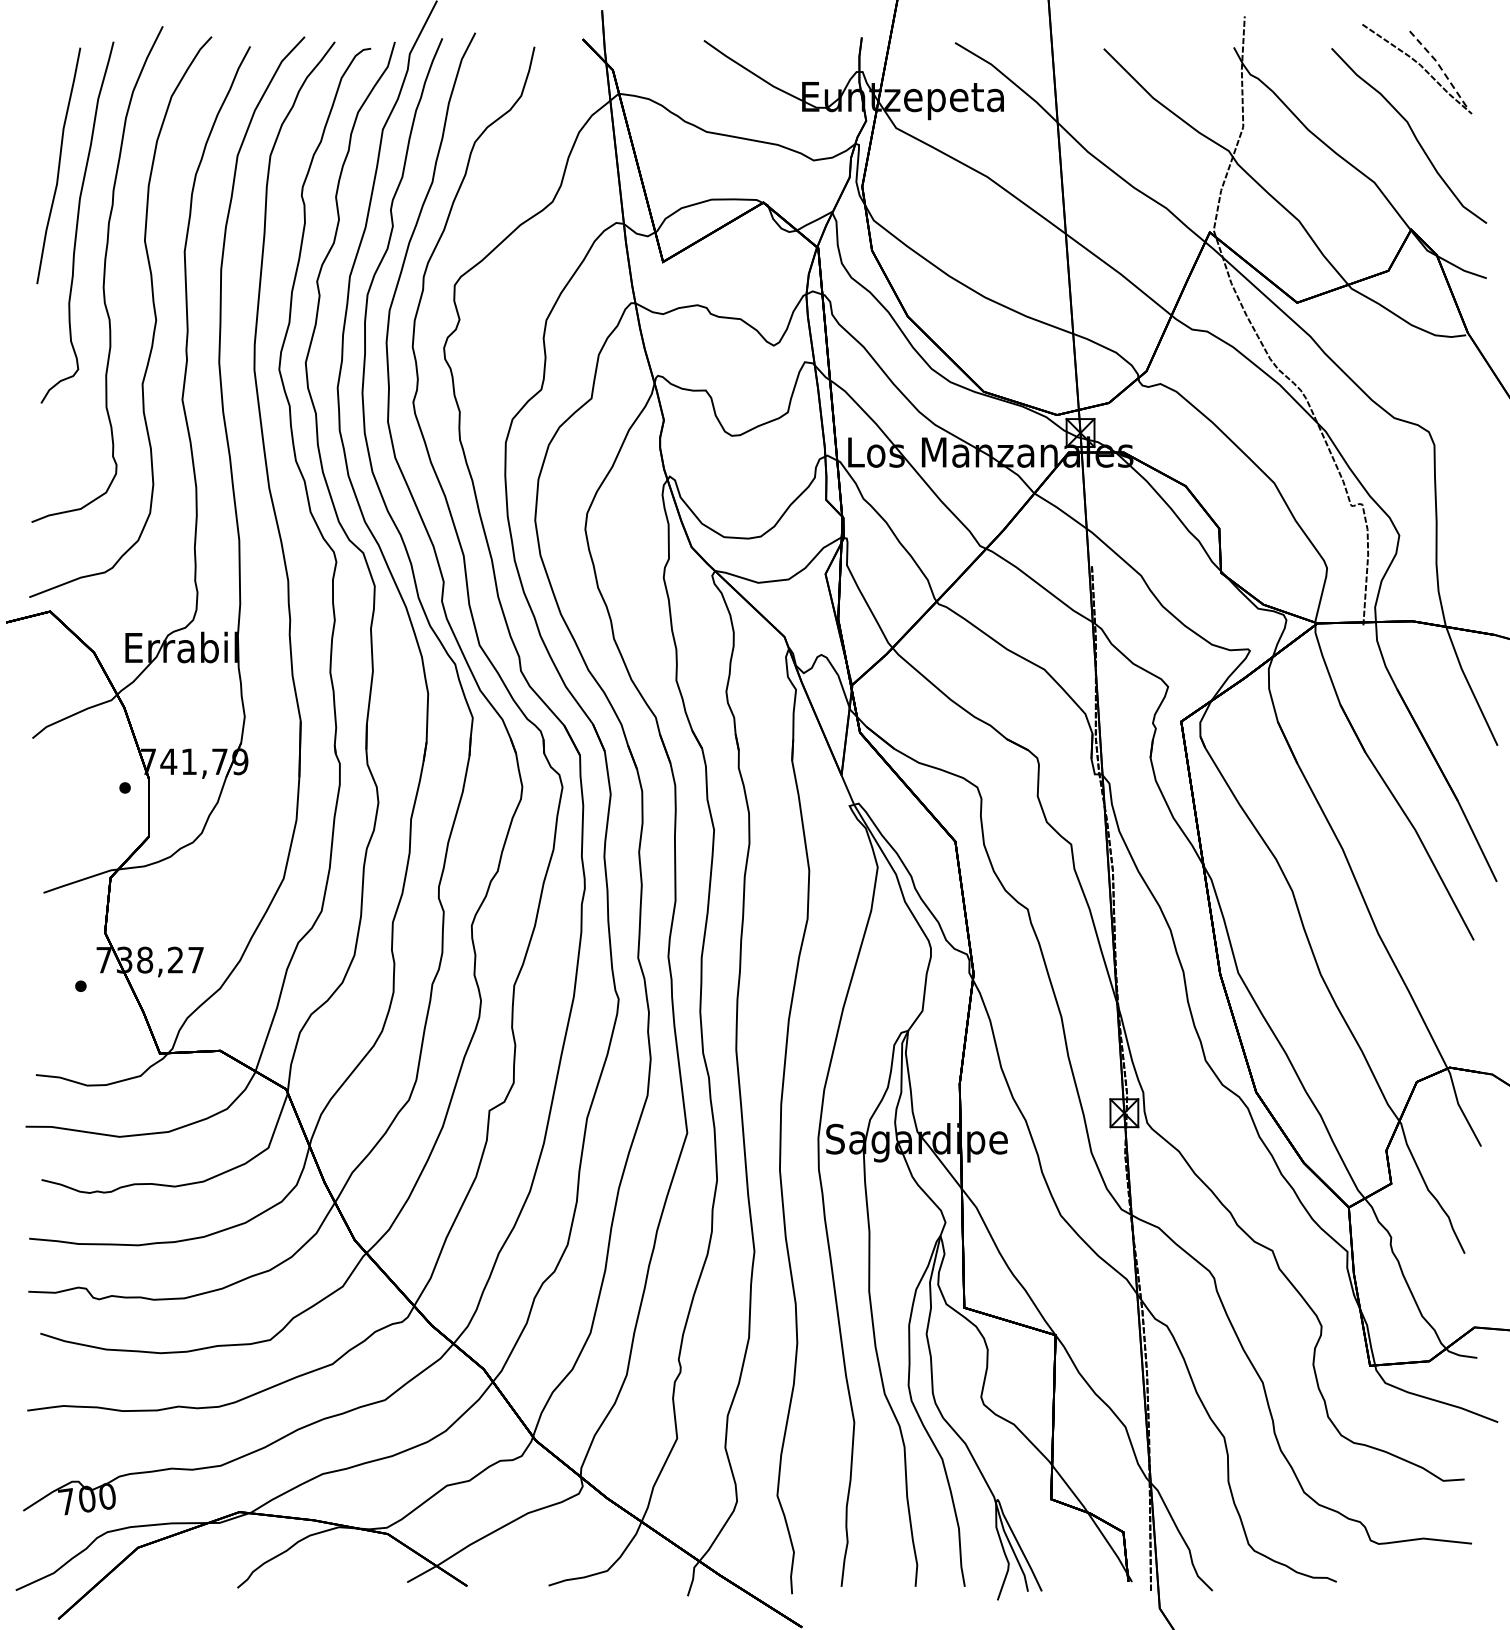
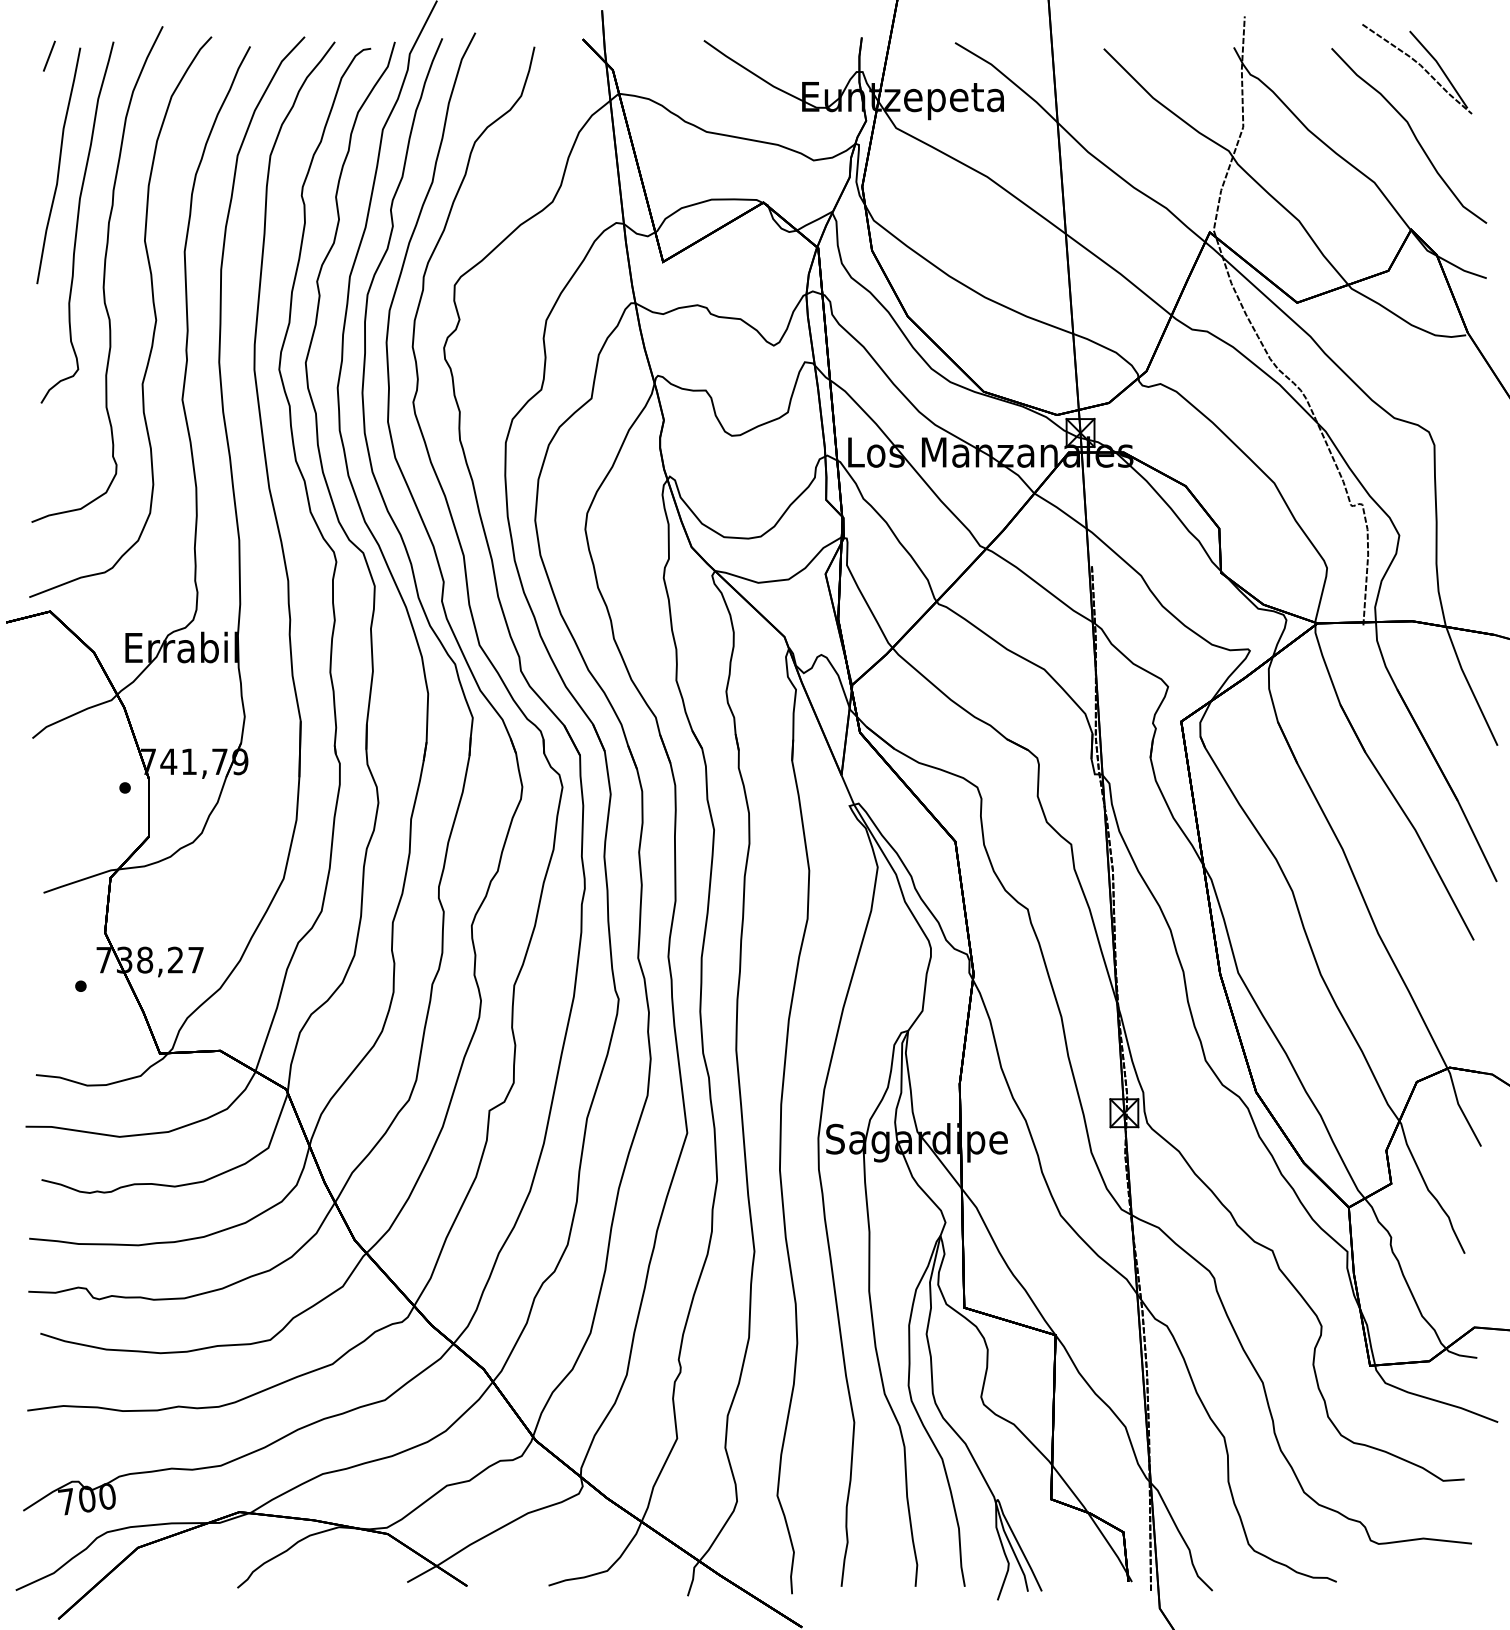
line: none -> present (49, 55)
line: dashed -> solid (1440, 67)
